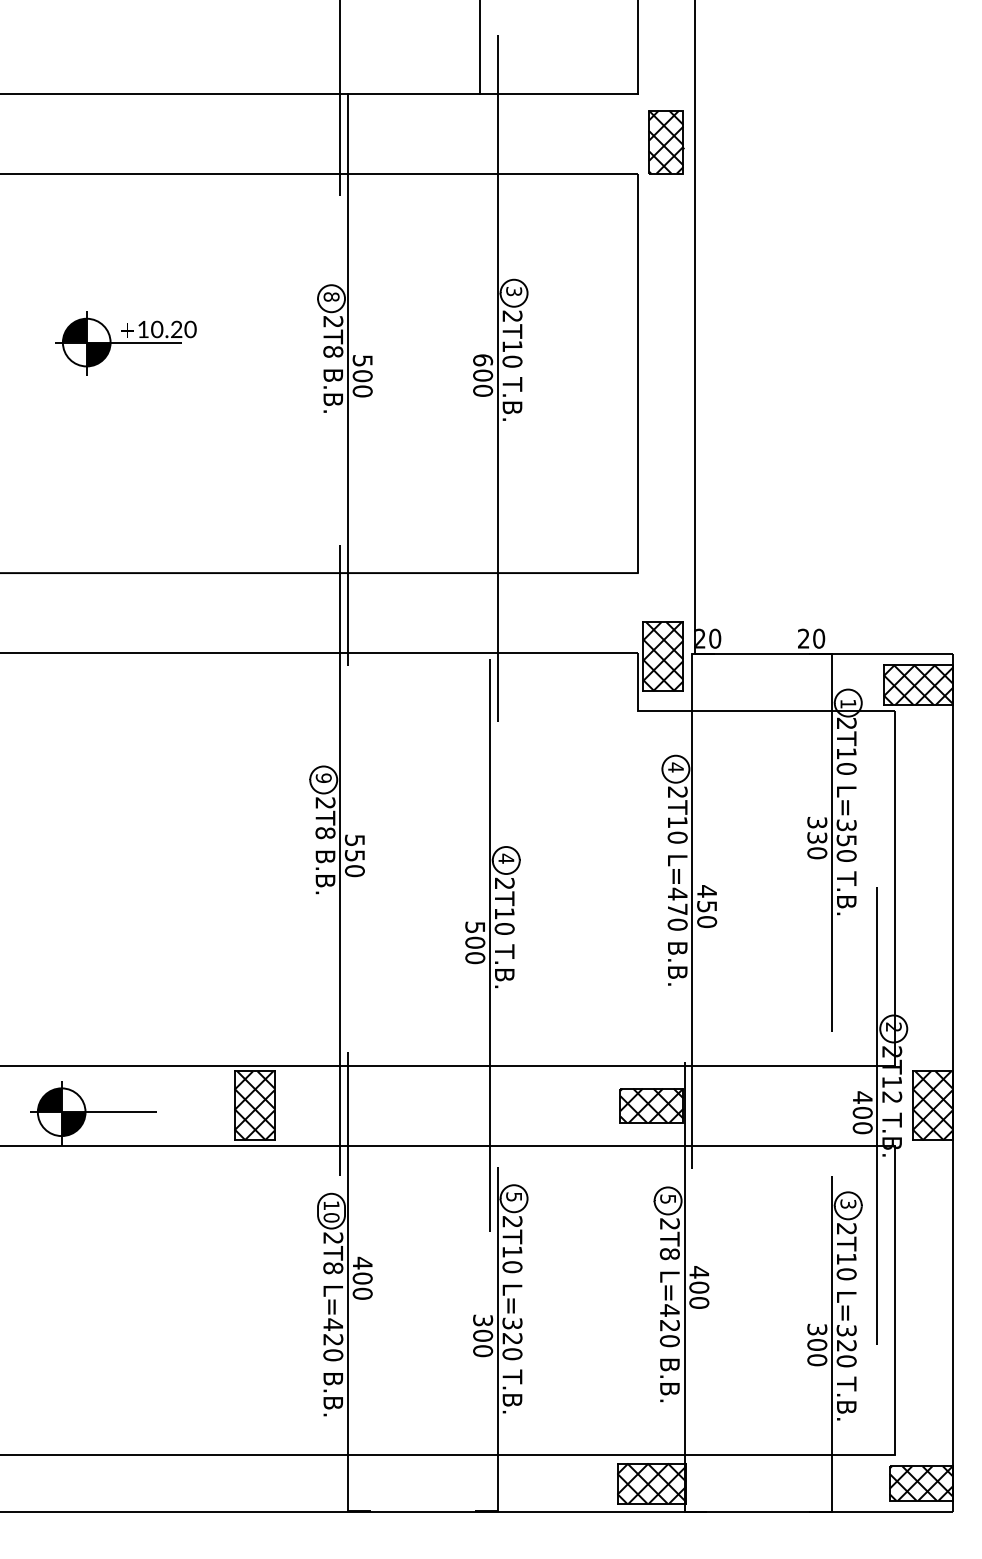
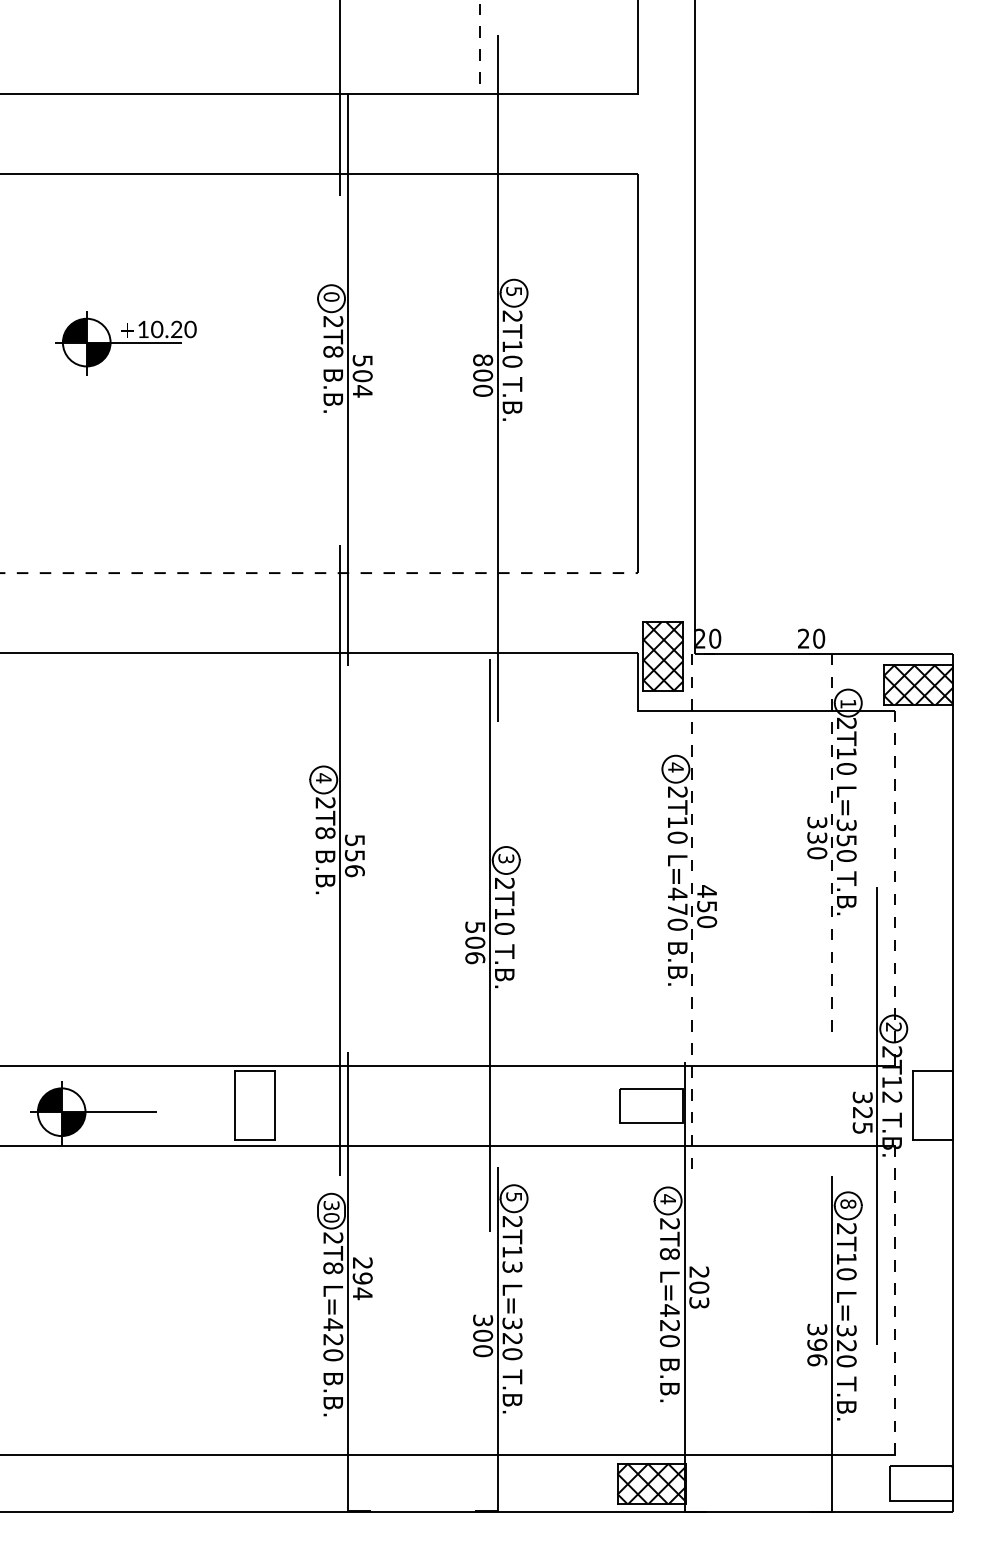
line: solid -> dashed (479, 48)
part: present -> none (666, 142)
text: 3 -> 5 (514, 291)
text: 8 -> 0 (331, 296)
text: 600 -> 800 (483, 360)
text: 500 -> 504 (362, 391)
line: solid -> dashed (319, 573)
text: 9 -> 4 (323, 778)
line: solid -> dashed (831, 831)
text: 4 -> 3 (506, 858)
text: 550 -> 556 (354, 871)
line: solid -> dashed (895, 887)
line: solid -> dashed (692, 899)
text: 500 -> 506 (475, 958)
hatch: present -> none (254, 1105)
hatch: present -> none (651, 1105)
hatch: present -> none (932, 1105)
text: 400 -> 325 (862, 1112)
text: 5 -> 4 (667, 1199)
text: 3 -> 8 (848, 1203)
text: 10 -> 30 (331, 1205)
text: 2T10 -> 2T13 (512, 1267)
text: 400 -> 294 (362, 1278)
text: 400 -> 203 (699, 1287)
line: solid -> dashed (895, 1299)
text: 300 -> 396 (817, 1352)
hatch: present -> none (920, 1483)
